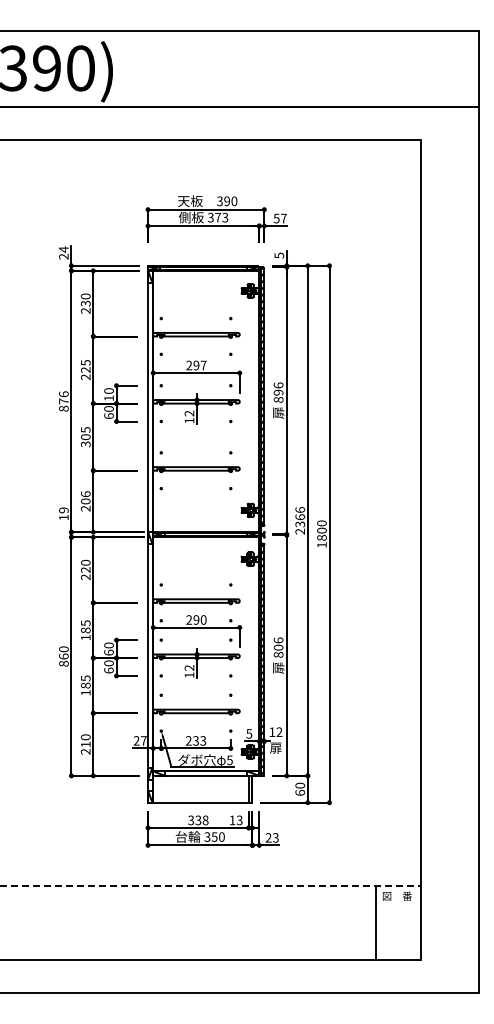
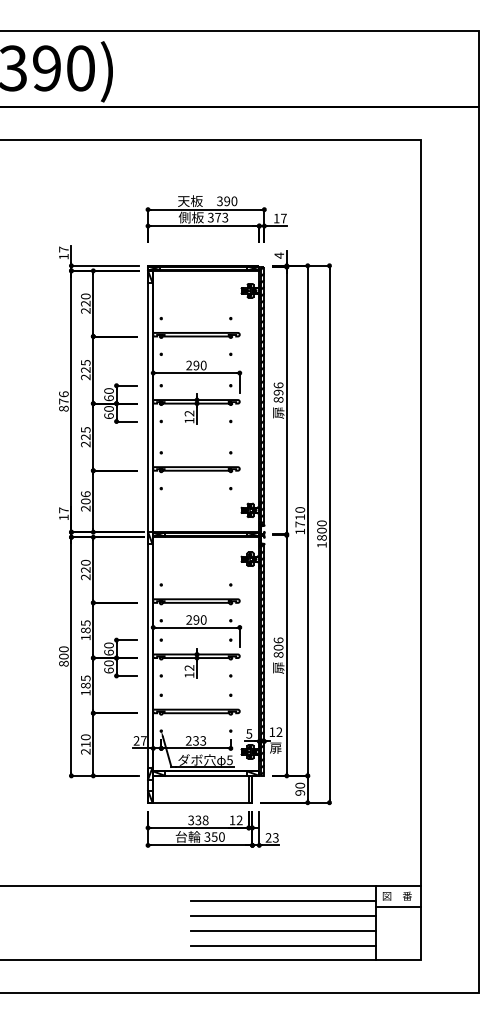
text: 57 -> 17 (276, 218)
text: 24 -> 17 (63, 252)
text: 5 -> 4 (279, 255)
text: 230 -> 220 (86, 303)
text: 297 -> 290 (203, 365)
text: 10 -> 60 (108, 398)
text: 305 -> 225 (85, 440)
text: 19 -> 17 (63, 510)
text: 2366 -> 1710 (300, 520)
text: 860 -> 800 (63, 656)
text: 60 -> 90 (300, 792)
text: 13 -> 12 (239, 820)
line: dashed -> solid (211, 885)
line: none -> present (283, 900)
line: none -> present (398, 906)
line: none -> present (283, 915)
line: none -> present (283, 930)
line: none -> present (283, 945)
